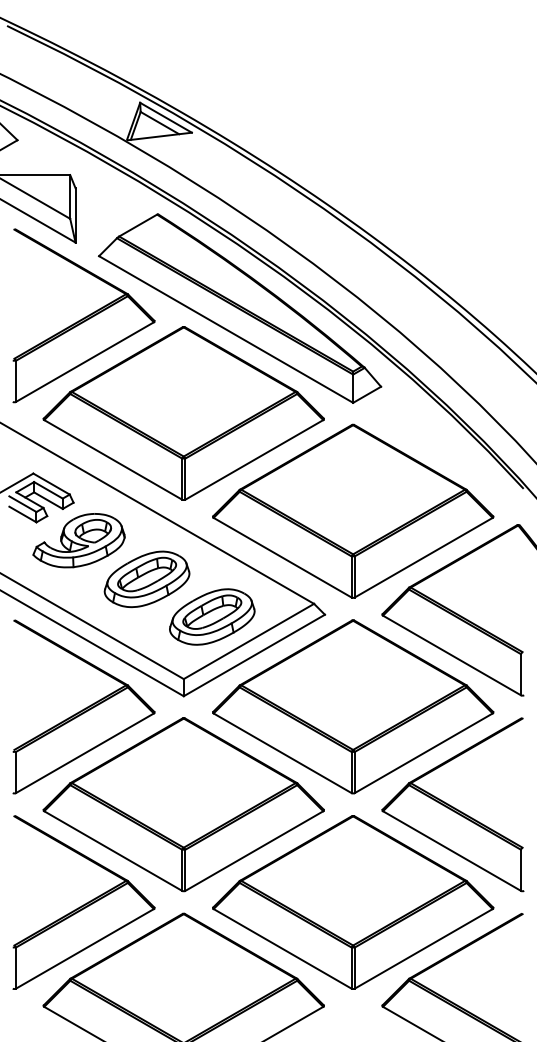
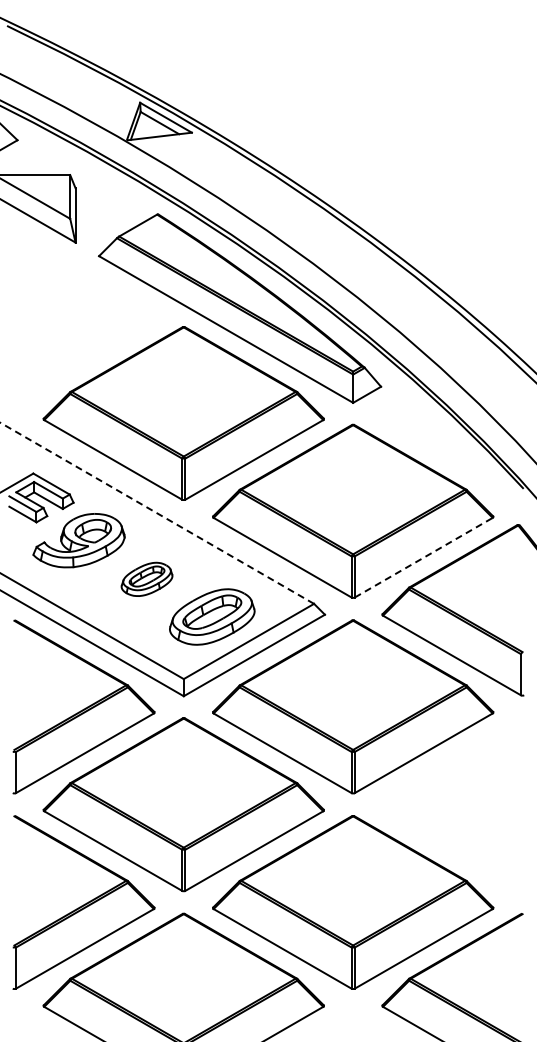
part: present -> none (83, 315)
line: solid -> dashed (157, 513)
line: solid -> dashed (423, 557)
part size: 88x59 px -> 54x36 px (146, 578)
part: present -> none (452, 804)
